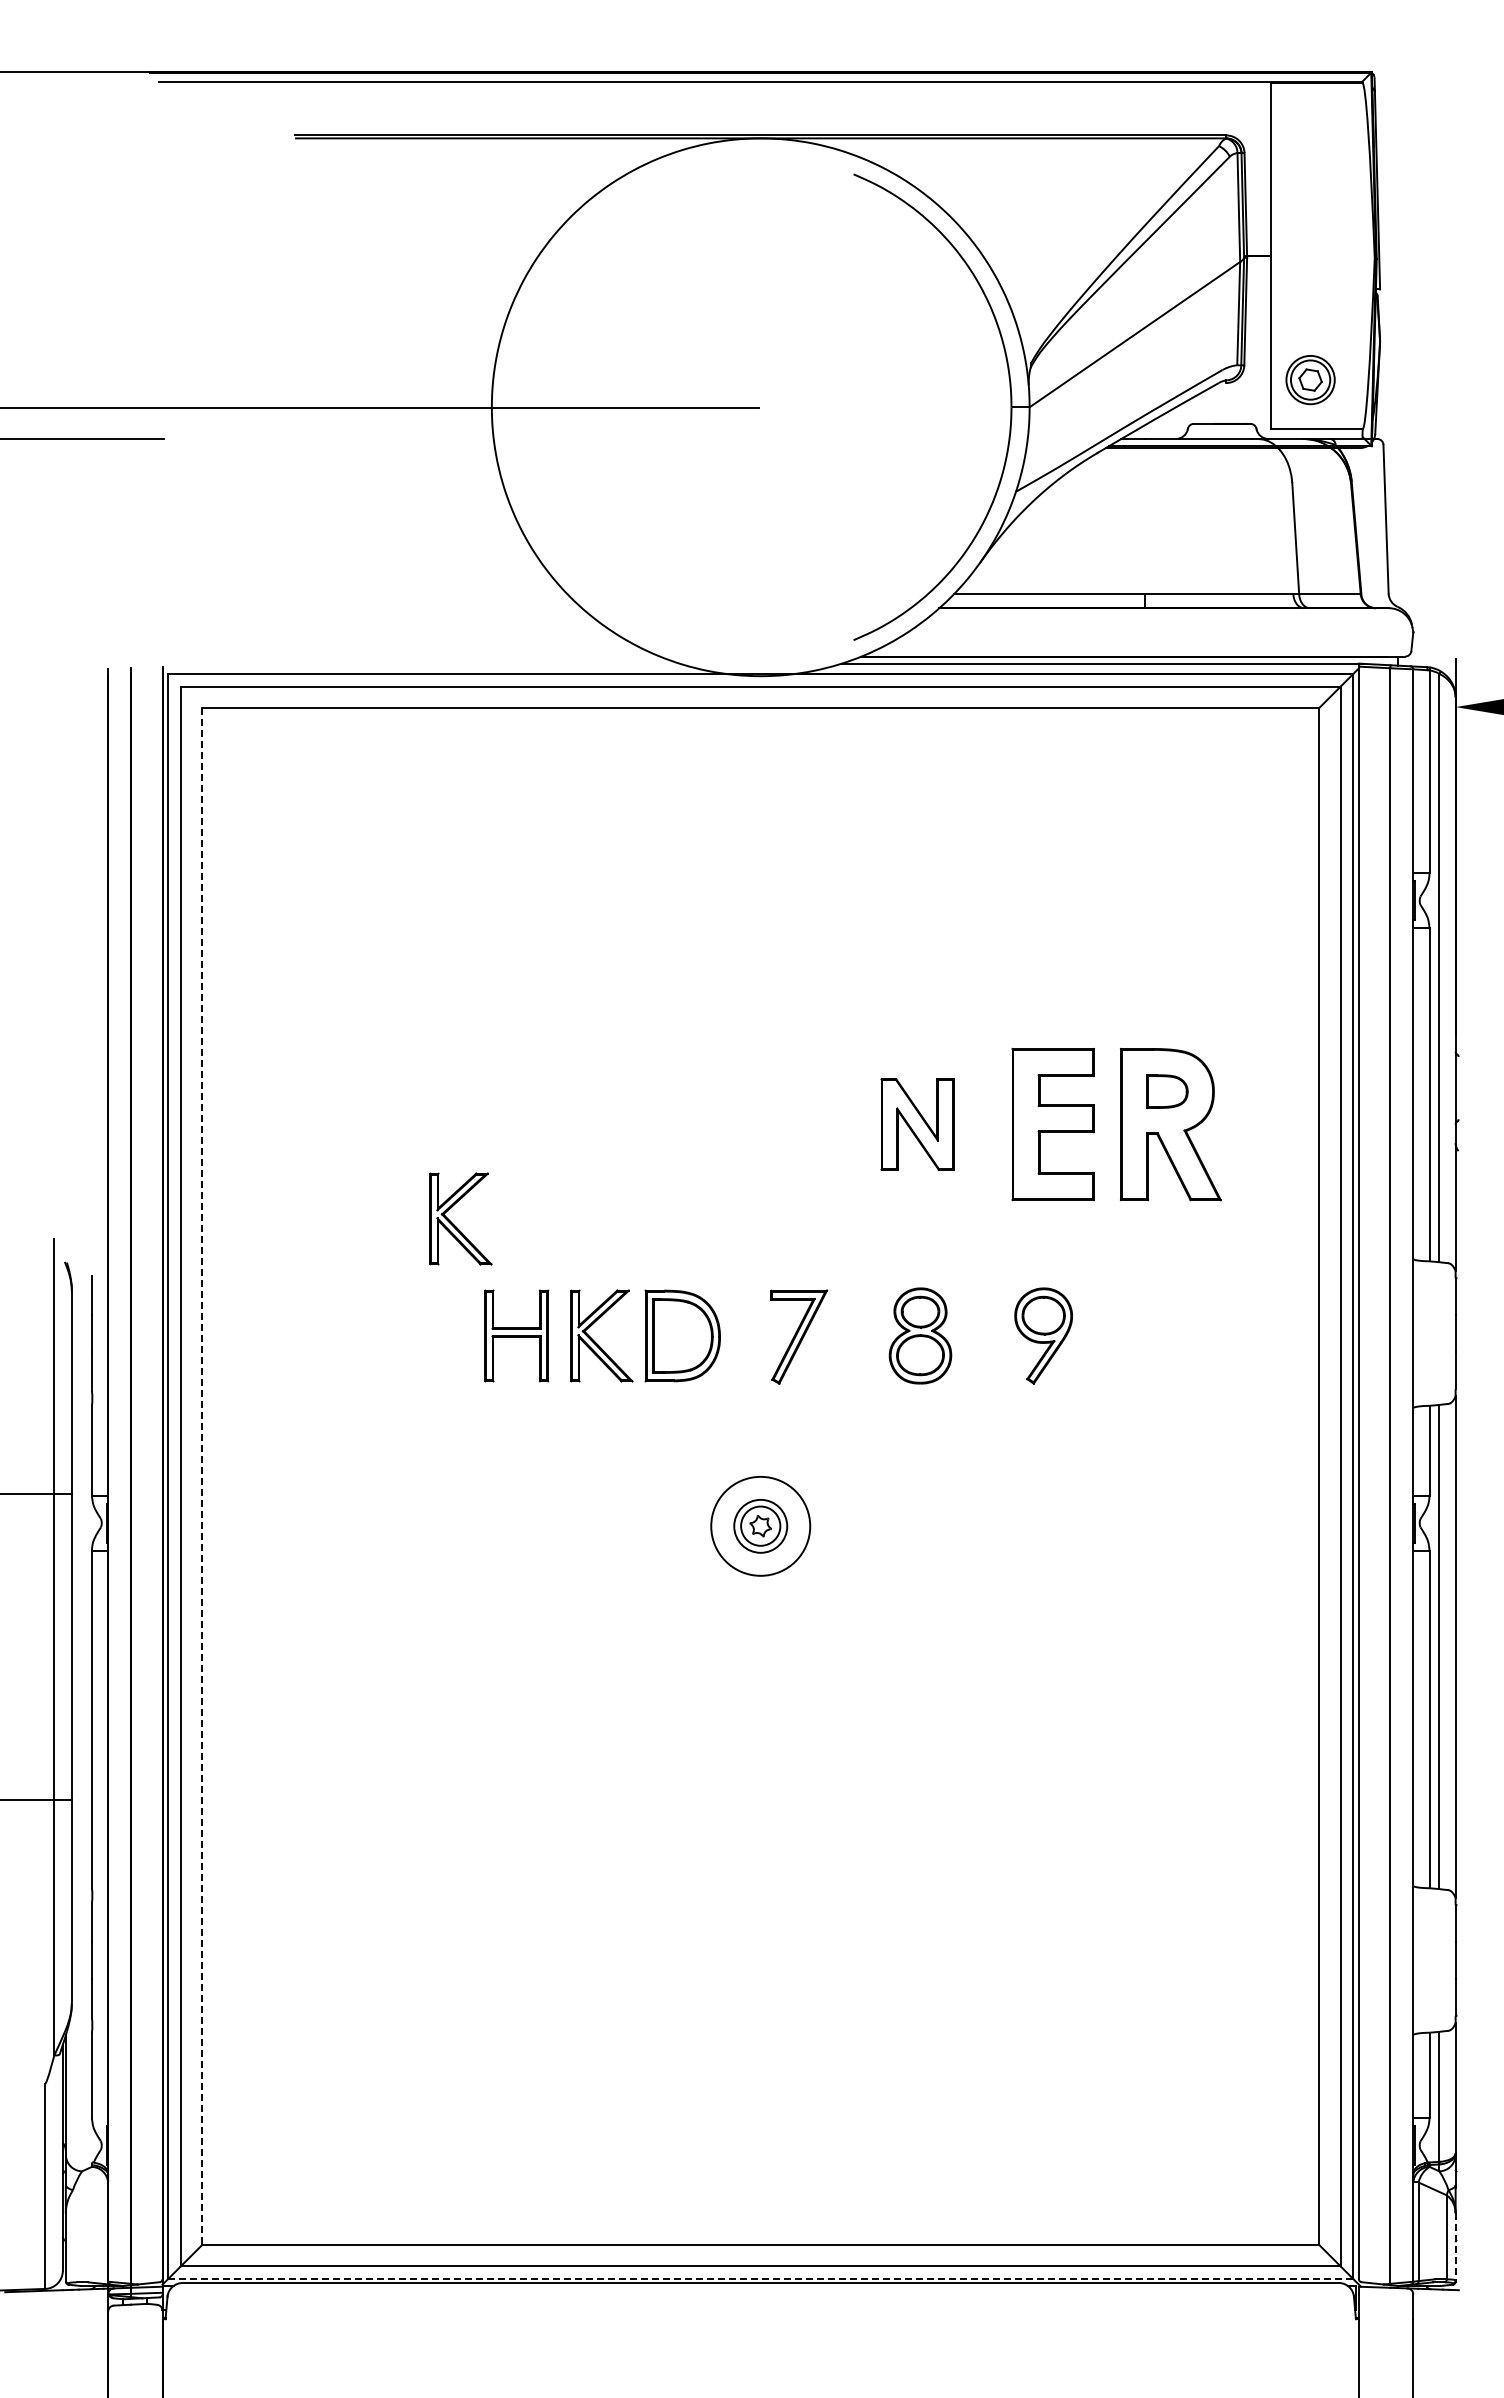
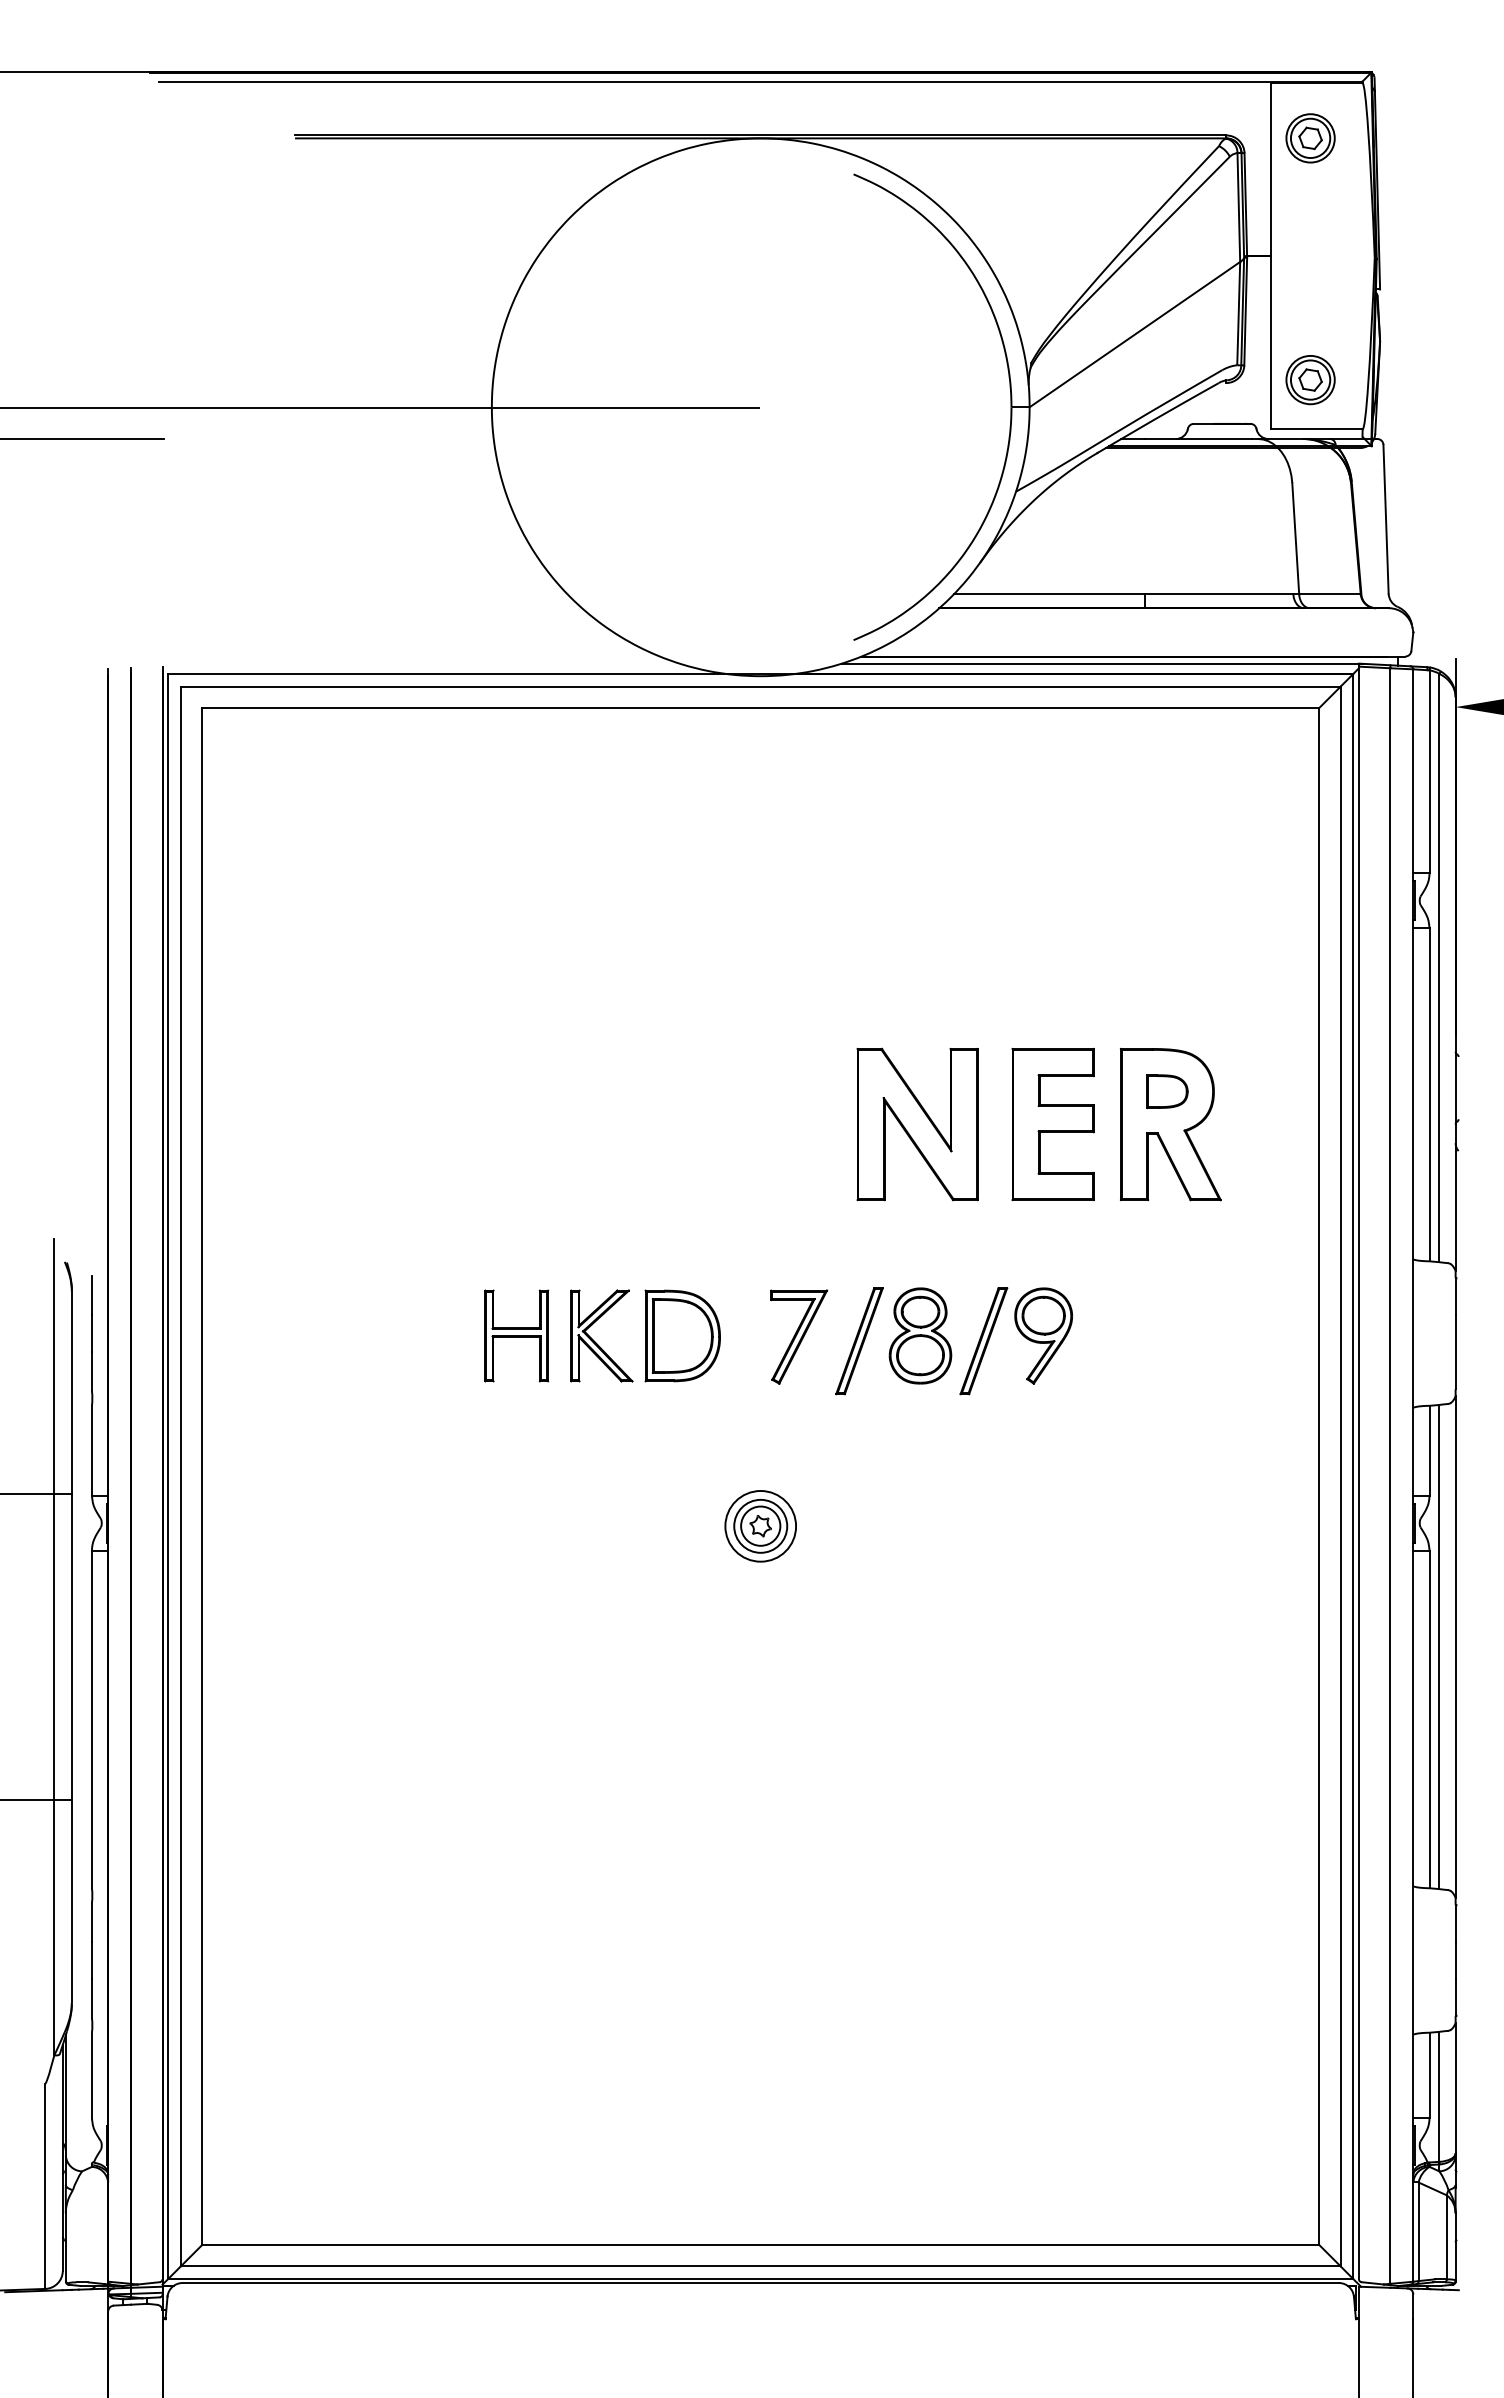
part: none -> present (1310, 138)
part size: 75x93 px -> 123x155 px (917, 1124)
part: present -> none (454, 1224)
part: none -> present (859, 1341)
part: none -> present (983, 1341)
line: dashed -> solid (202, 1477)
circle diameter: 99 px -> 71 px (760, 1526)
line: dashed -> solid (1455, 2246)
line: dashed -> solid (761, 2278)
